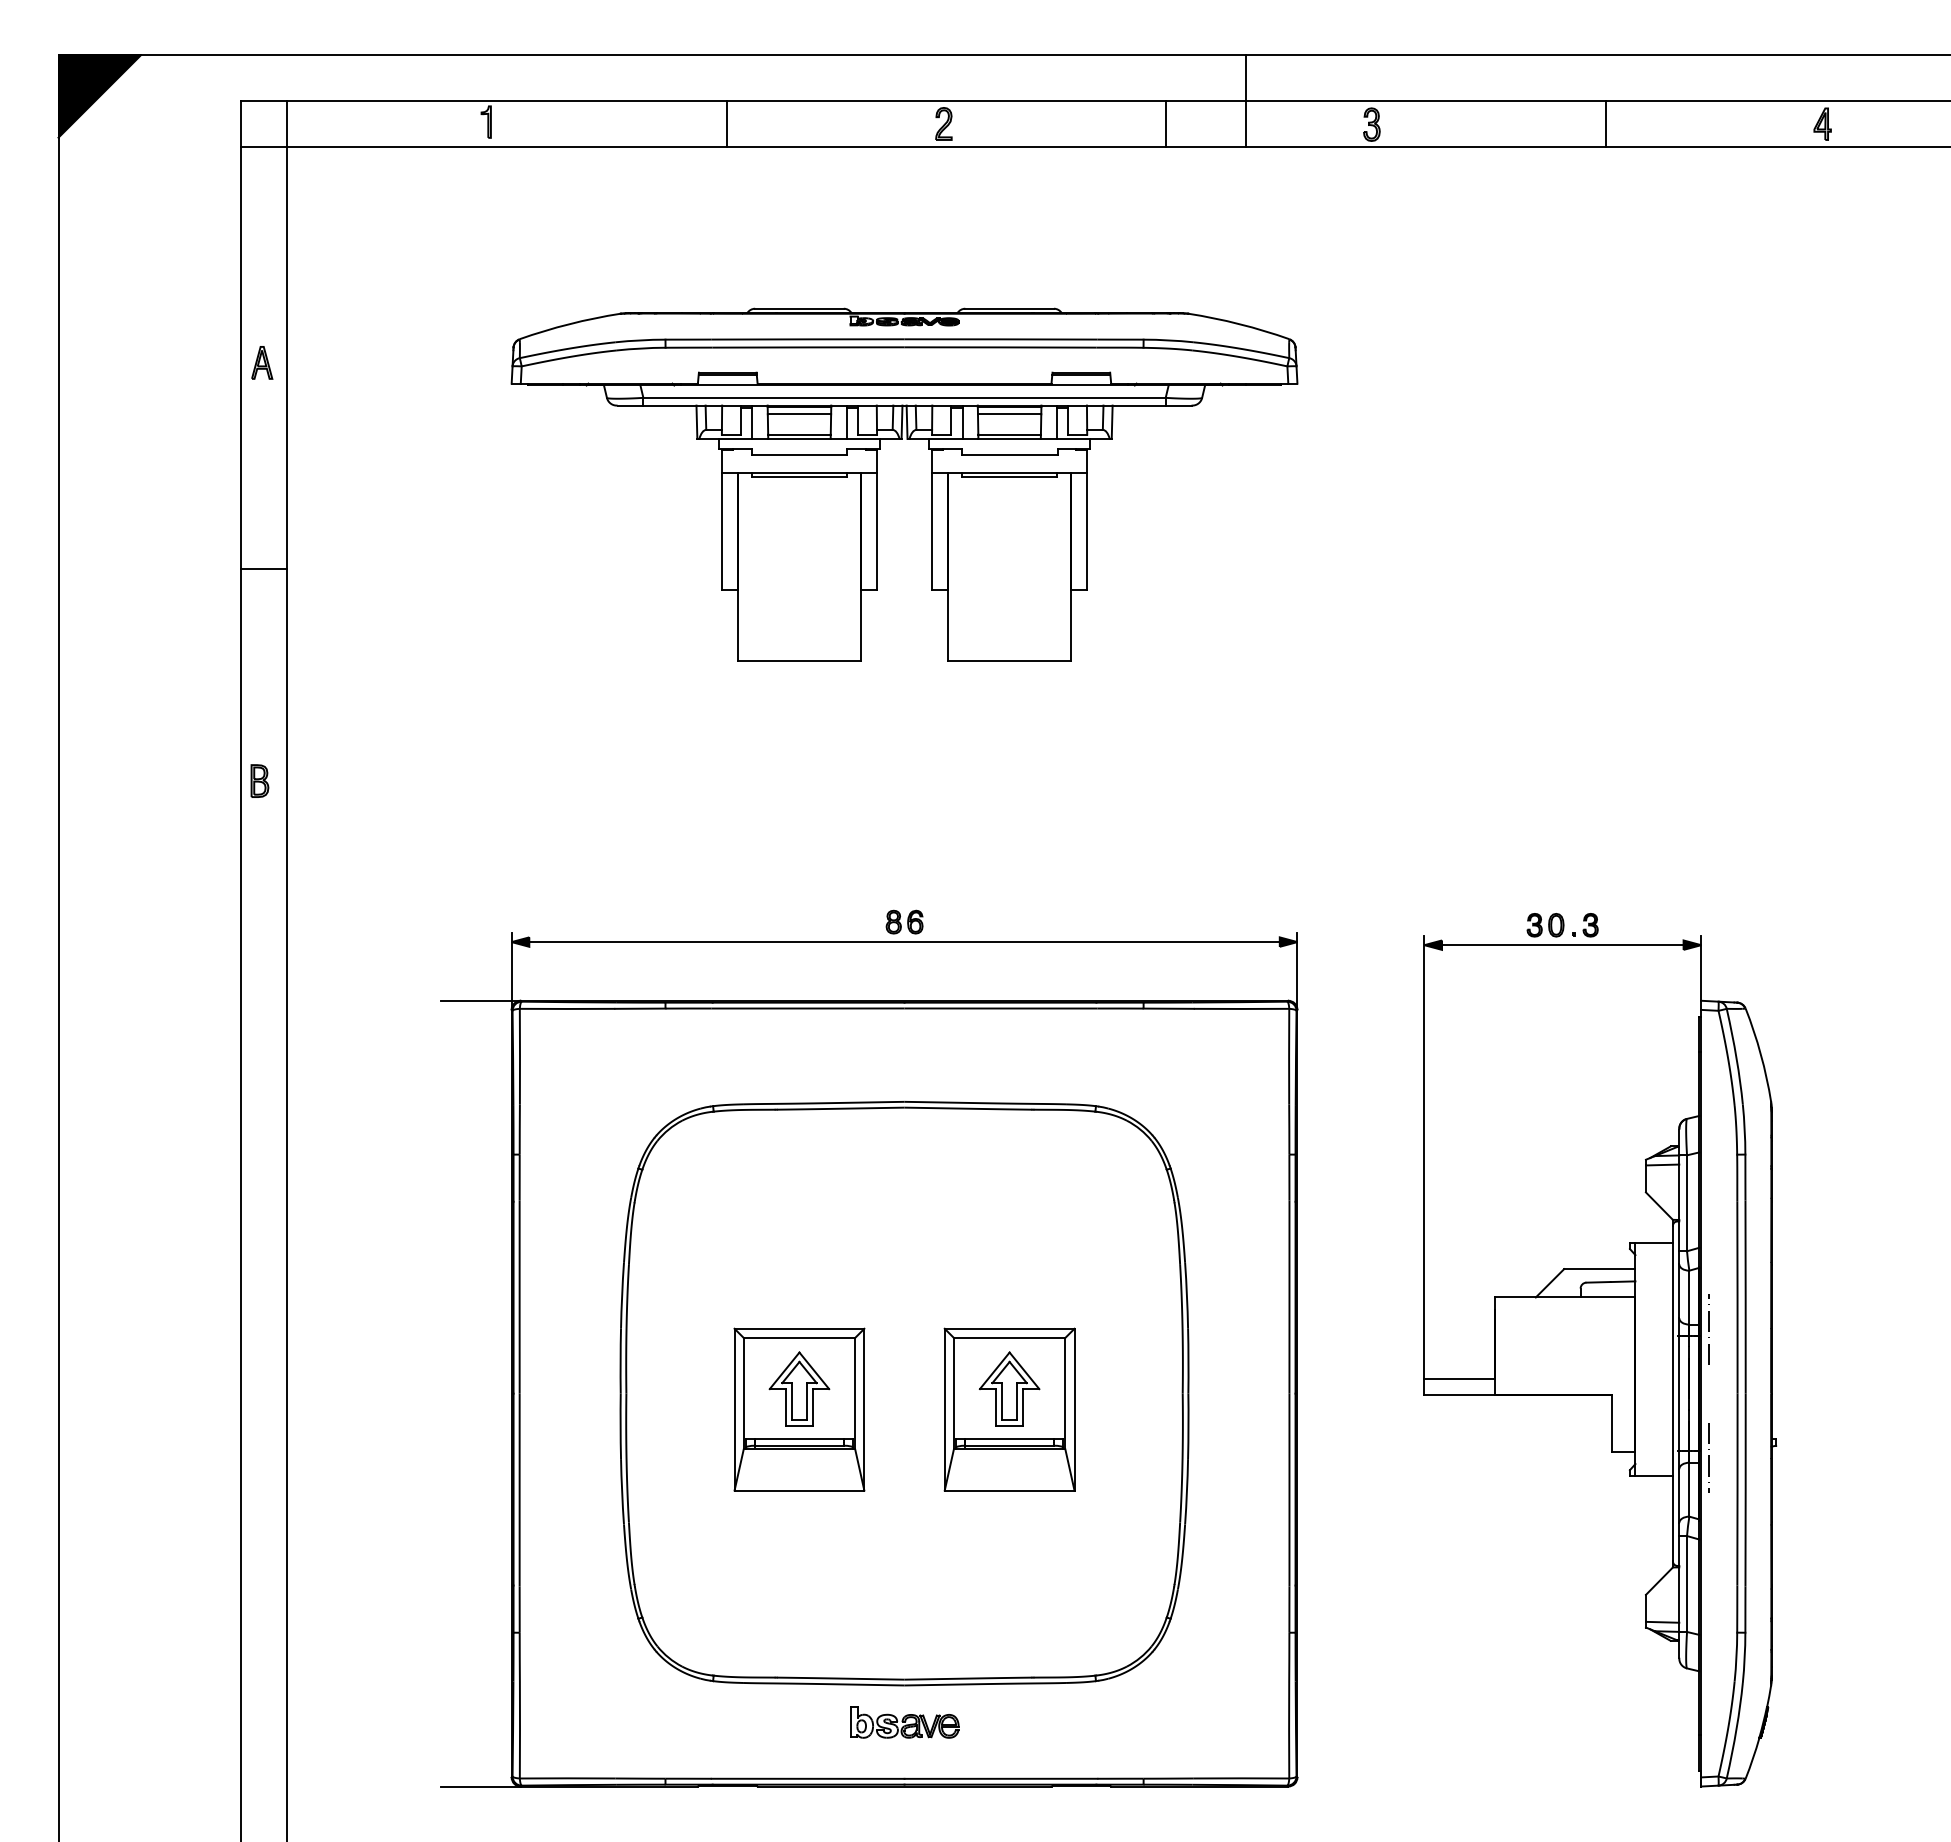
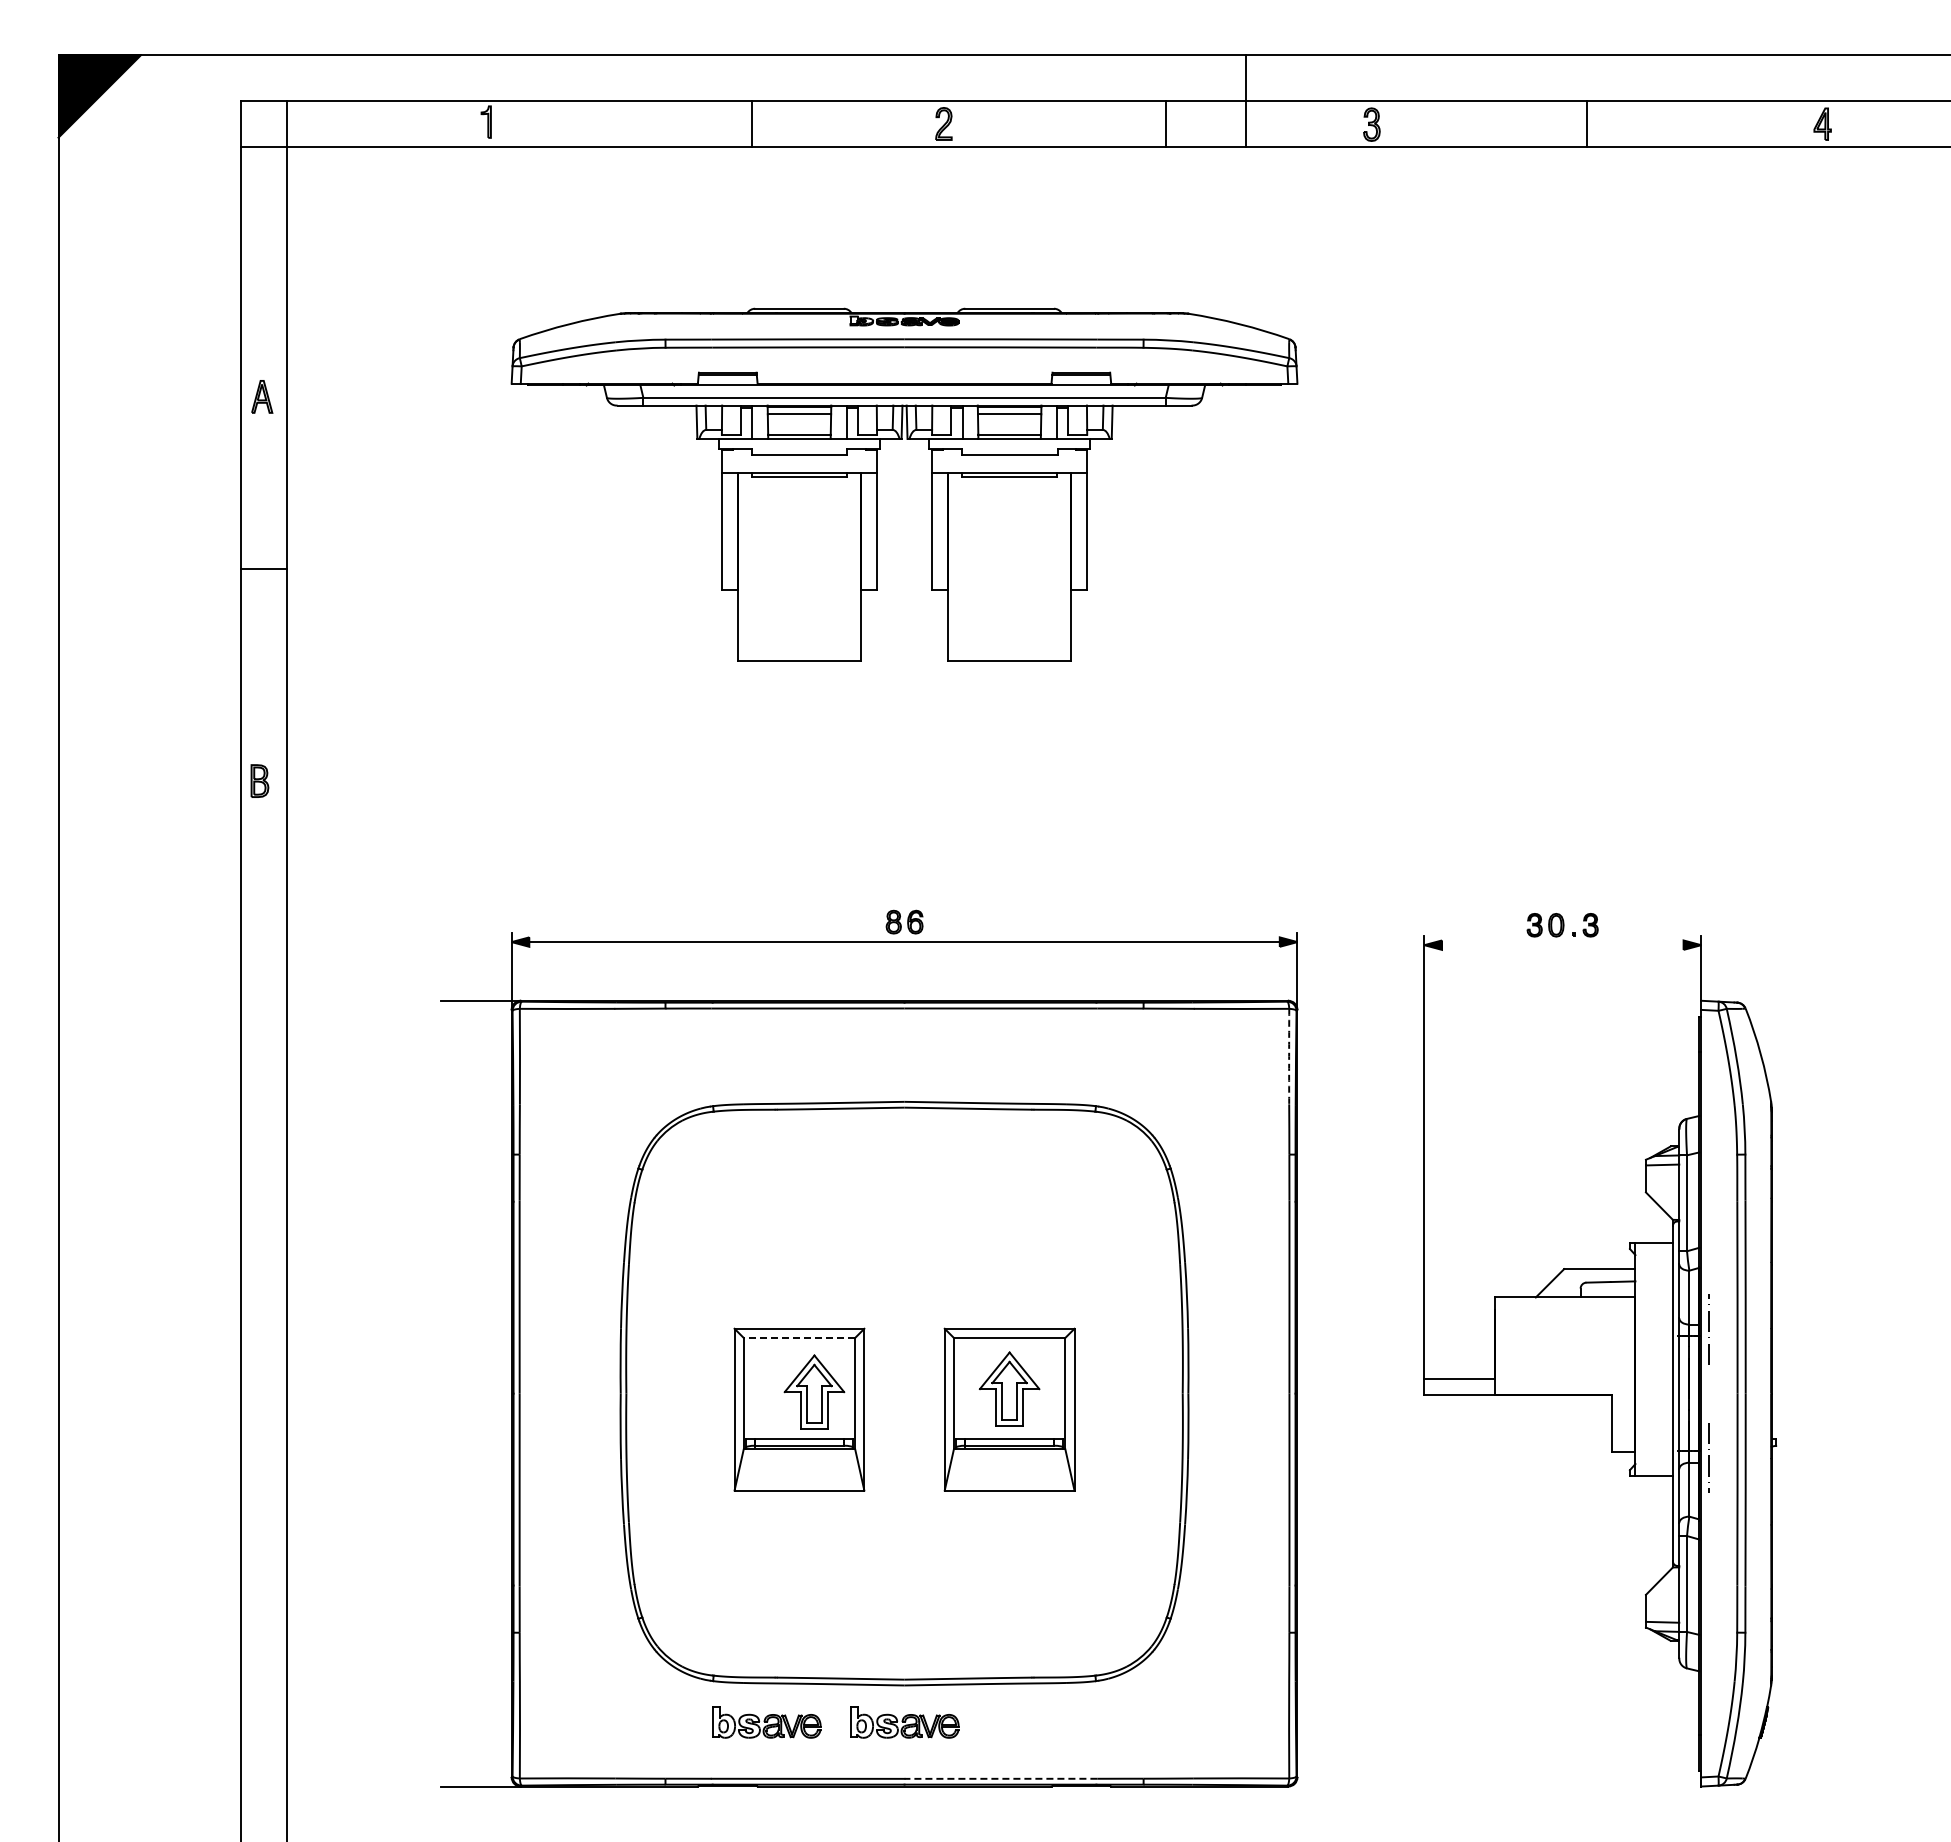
line position: (726, 123) -> (751, 123) (751, 123)
line position: (1606, 123) -> (1587, 123) (1587, 123)
part position: (262, 362) -> (262, 396) (262, 396)
line: present -> none (1562, 945)
arc: solid -> dashed (1289, 1056)
line: solid -> dashed (799, 1337)
part position: (799, 1388) -> (814, 1391) (814, 1391)
part: none -> present (766, 1722)
line: solid -> dashed (1000, 1778)
